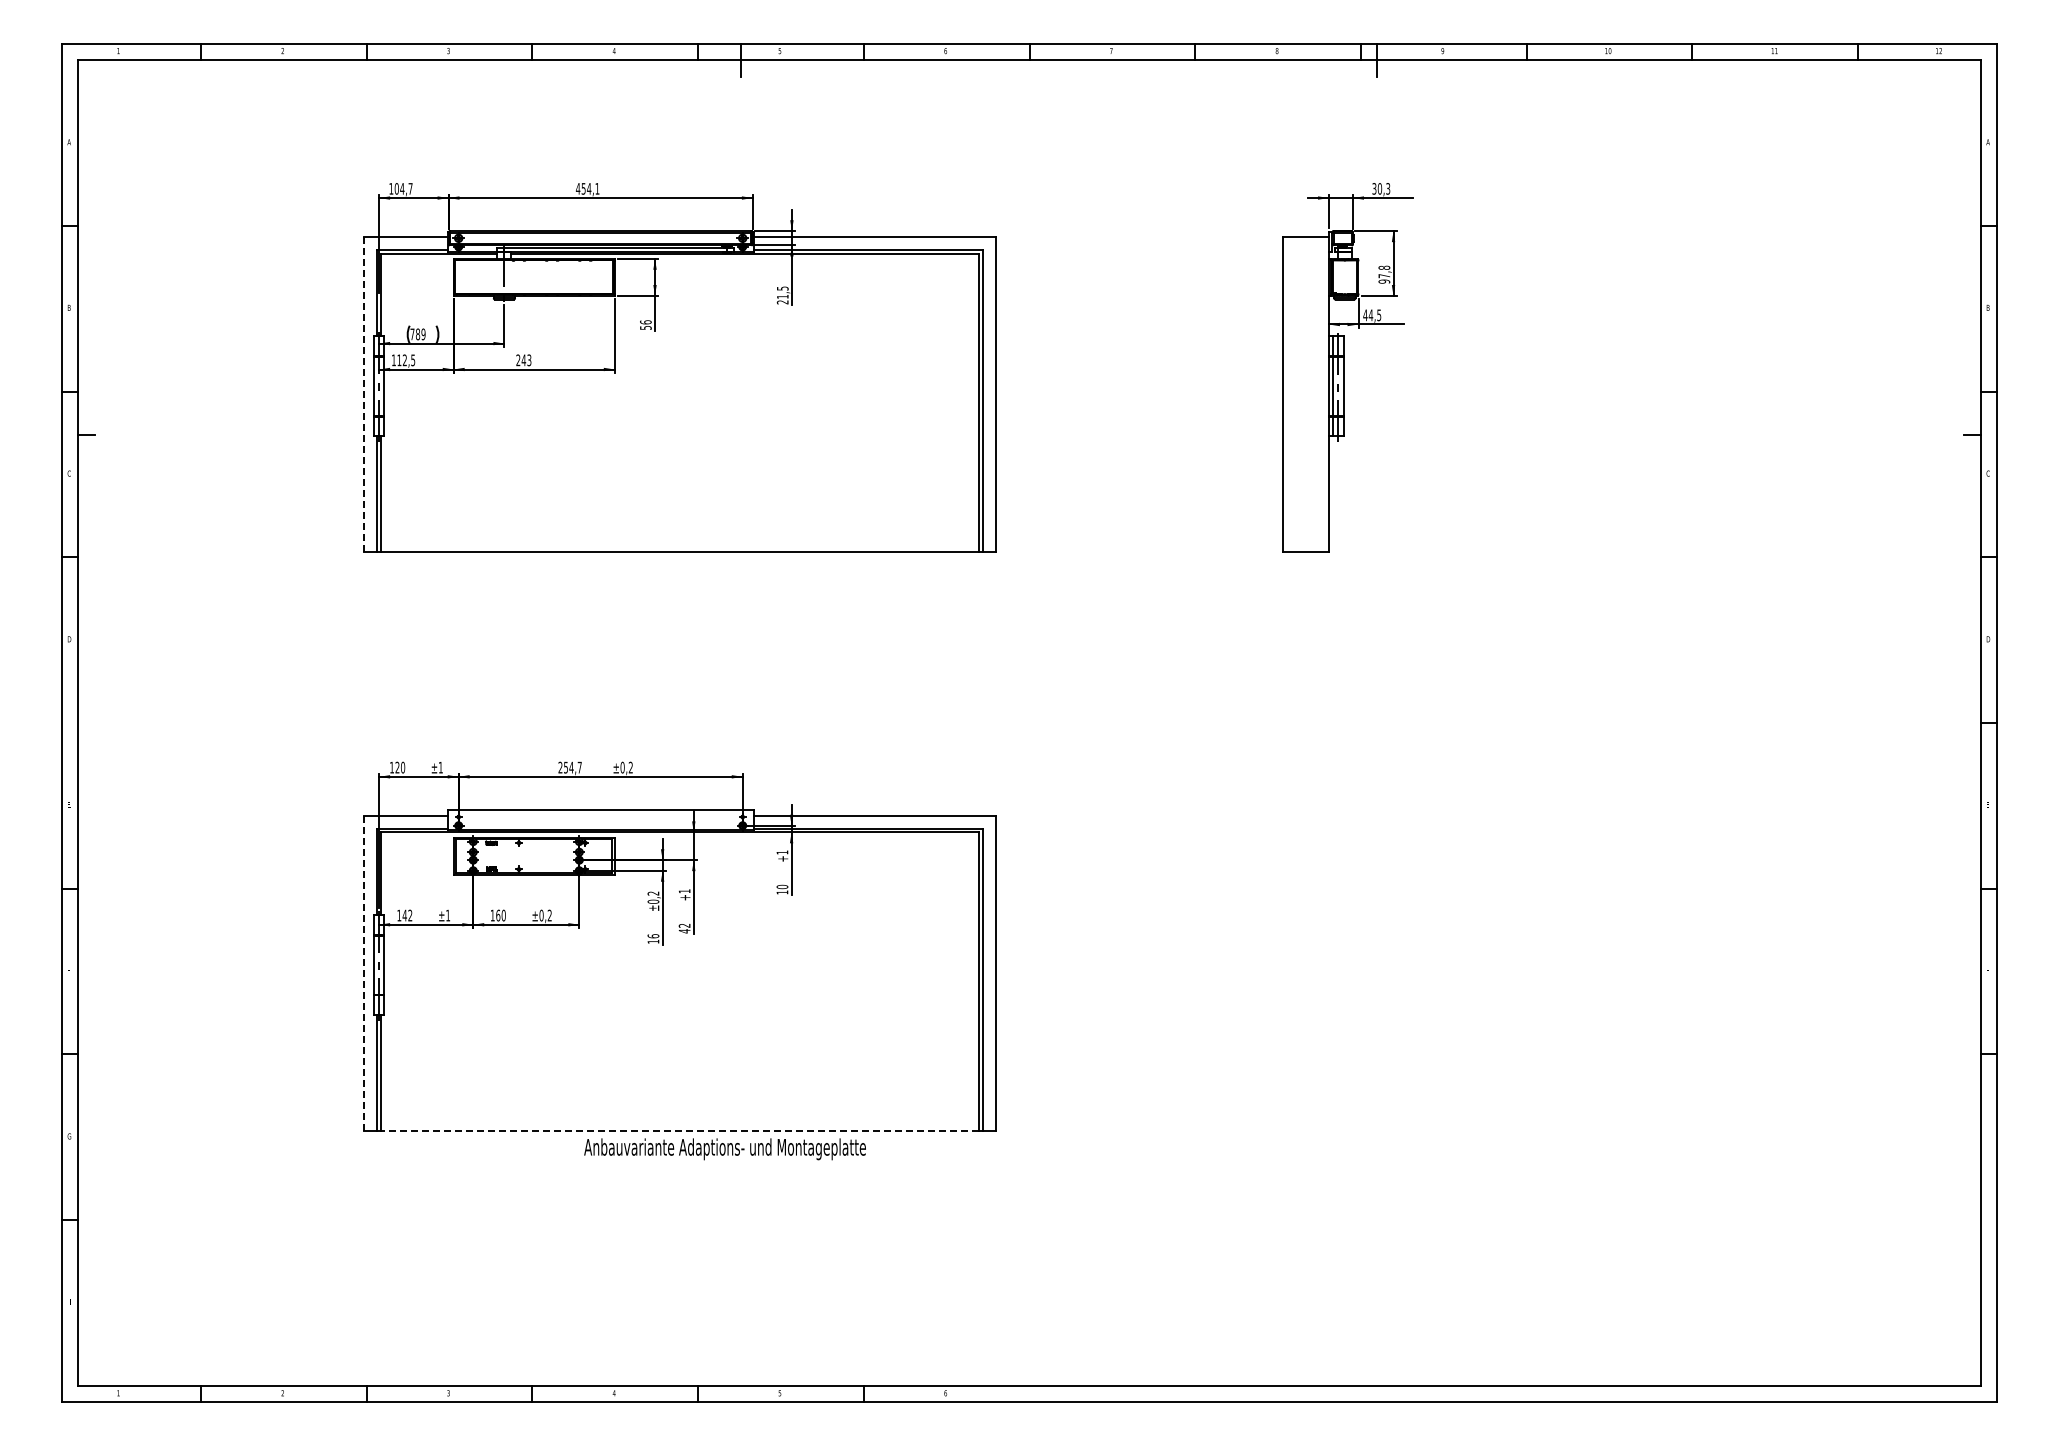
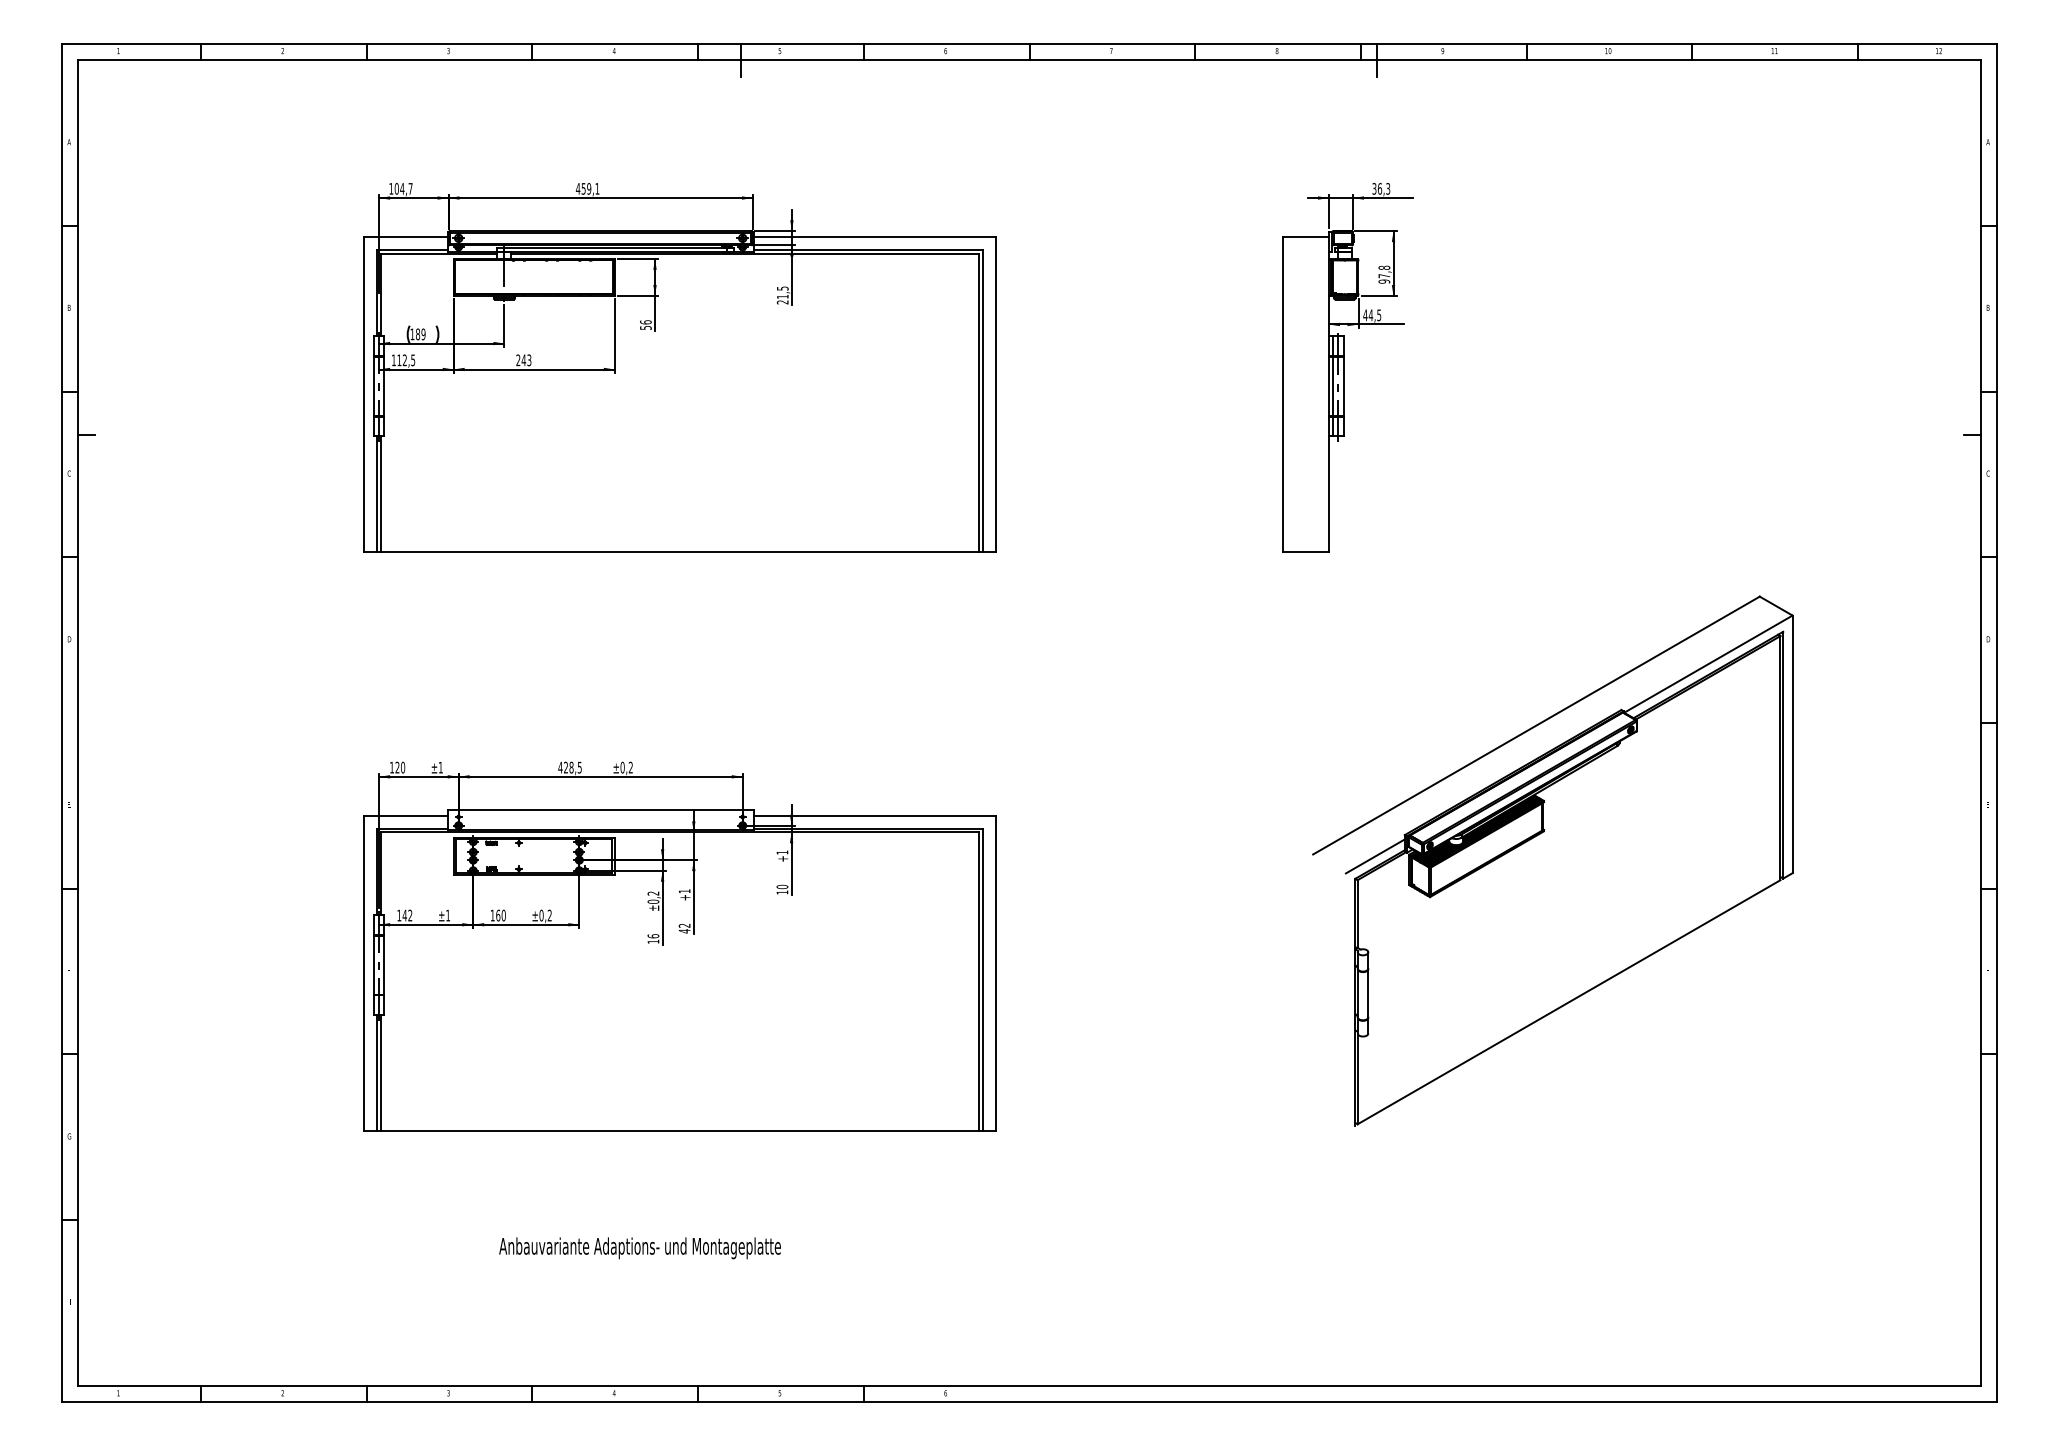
text: 454,1 -> 459,1 (589, 188)
text: 30,3 -> 36,3 (1380, 188)
text: 789 -> 189 (412, 334)
line: dashed -> solid (364, 394)
text: 254,7 -> 428,5 (569, 767)
part: none -> present (1552, 860)
line: dashed -> solid (364, 973)
line: dashed -> solid (679, 1131)
text position: (724, 1149) -> (639, 1248) (639, 1248)
